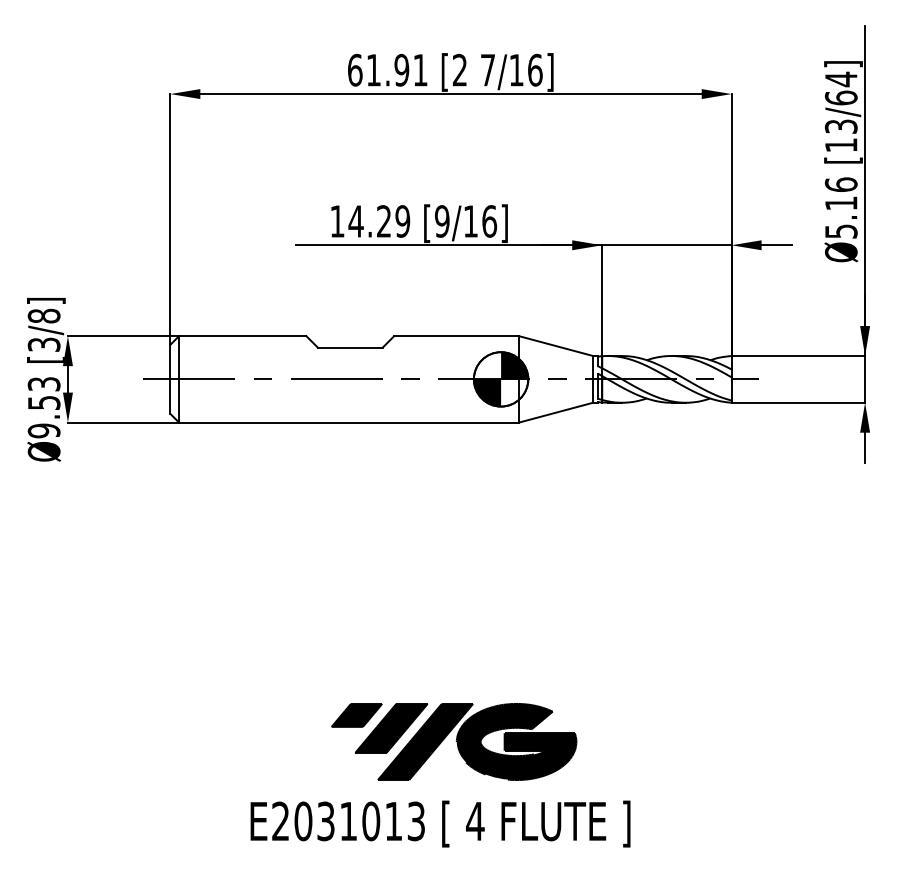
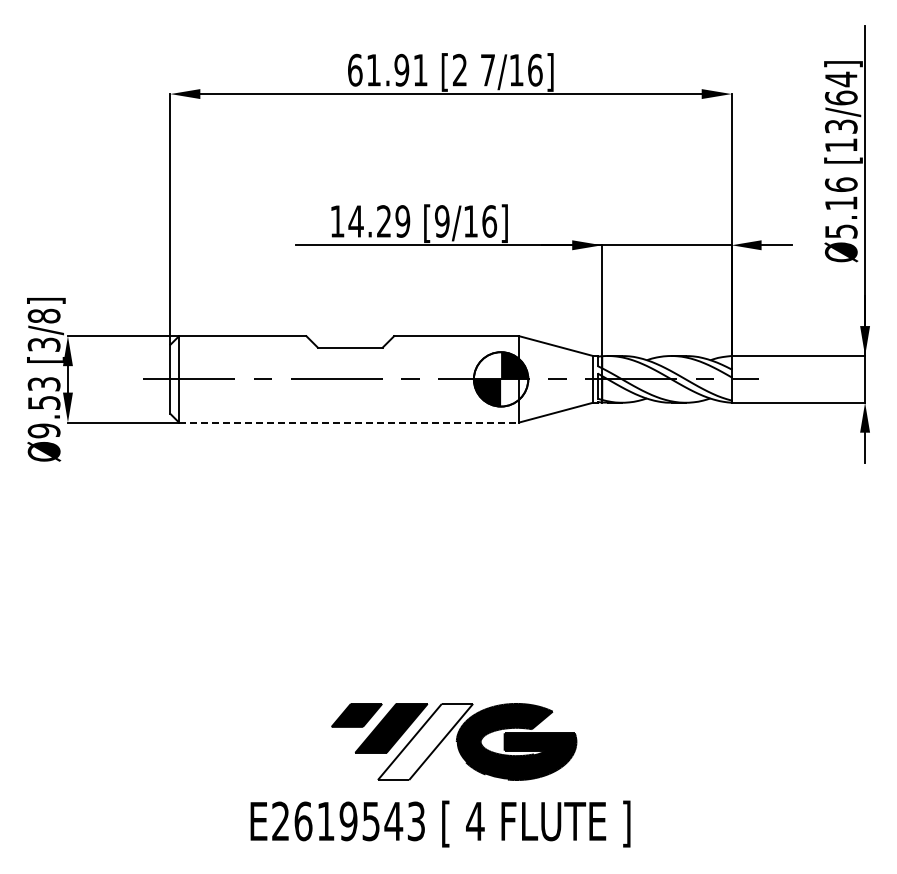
line: solid -> dashed (349, 422)
fill: present -> none (425, 741)
text: E2031013 -> E2619543 (348, 821)
